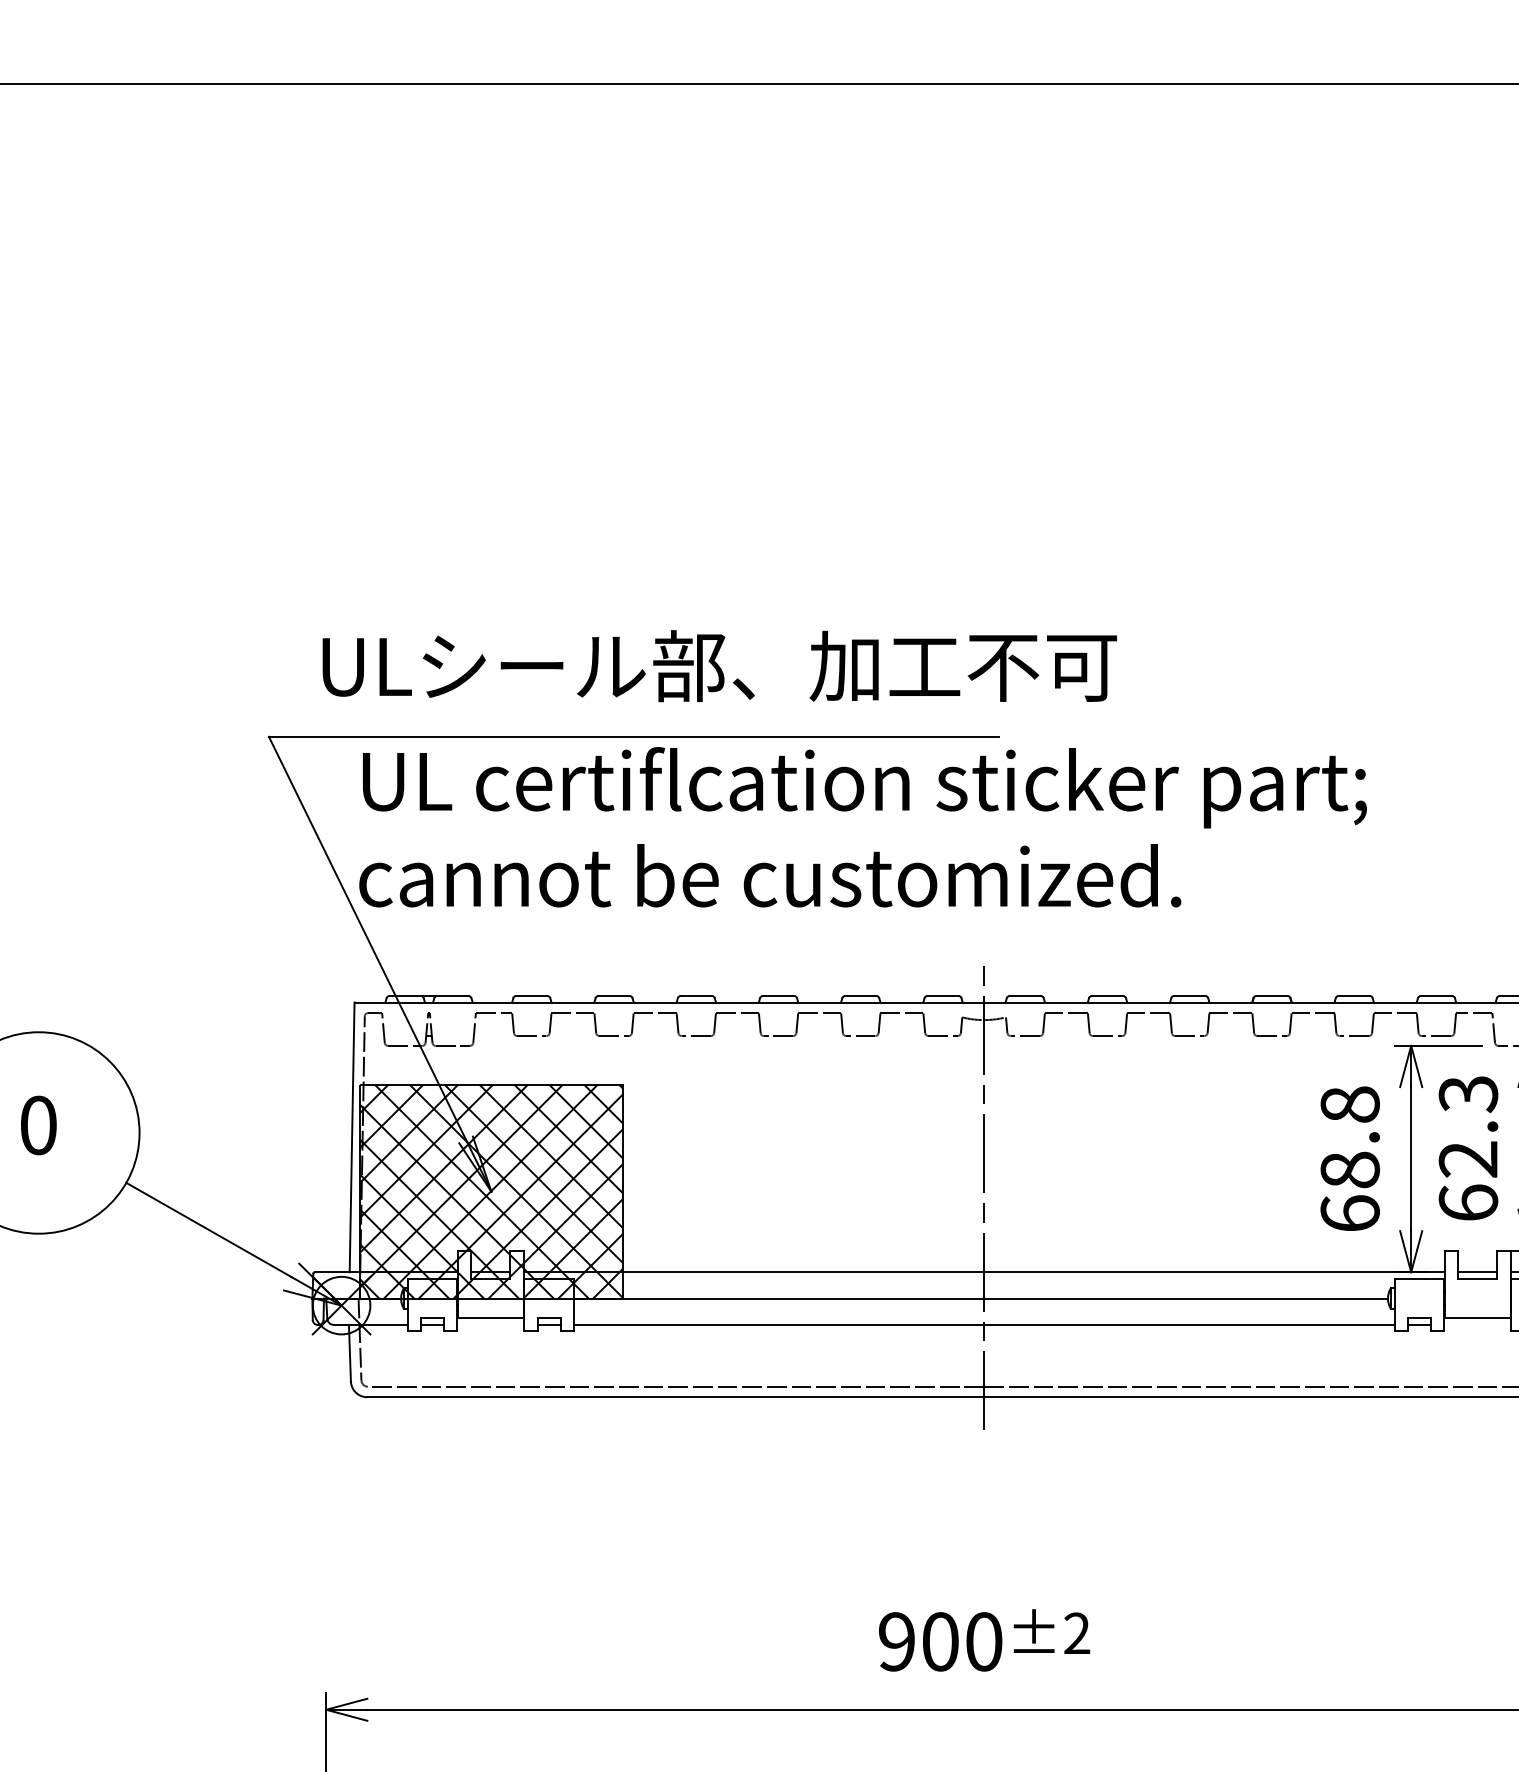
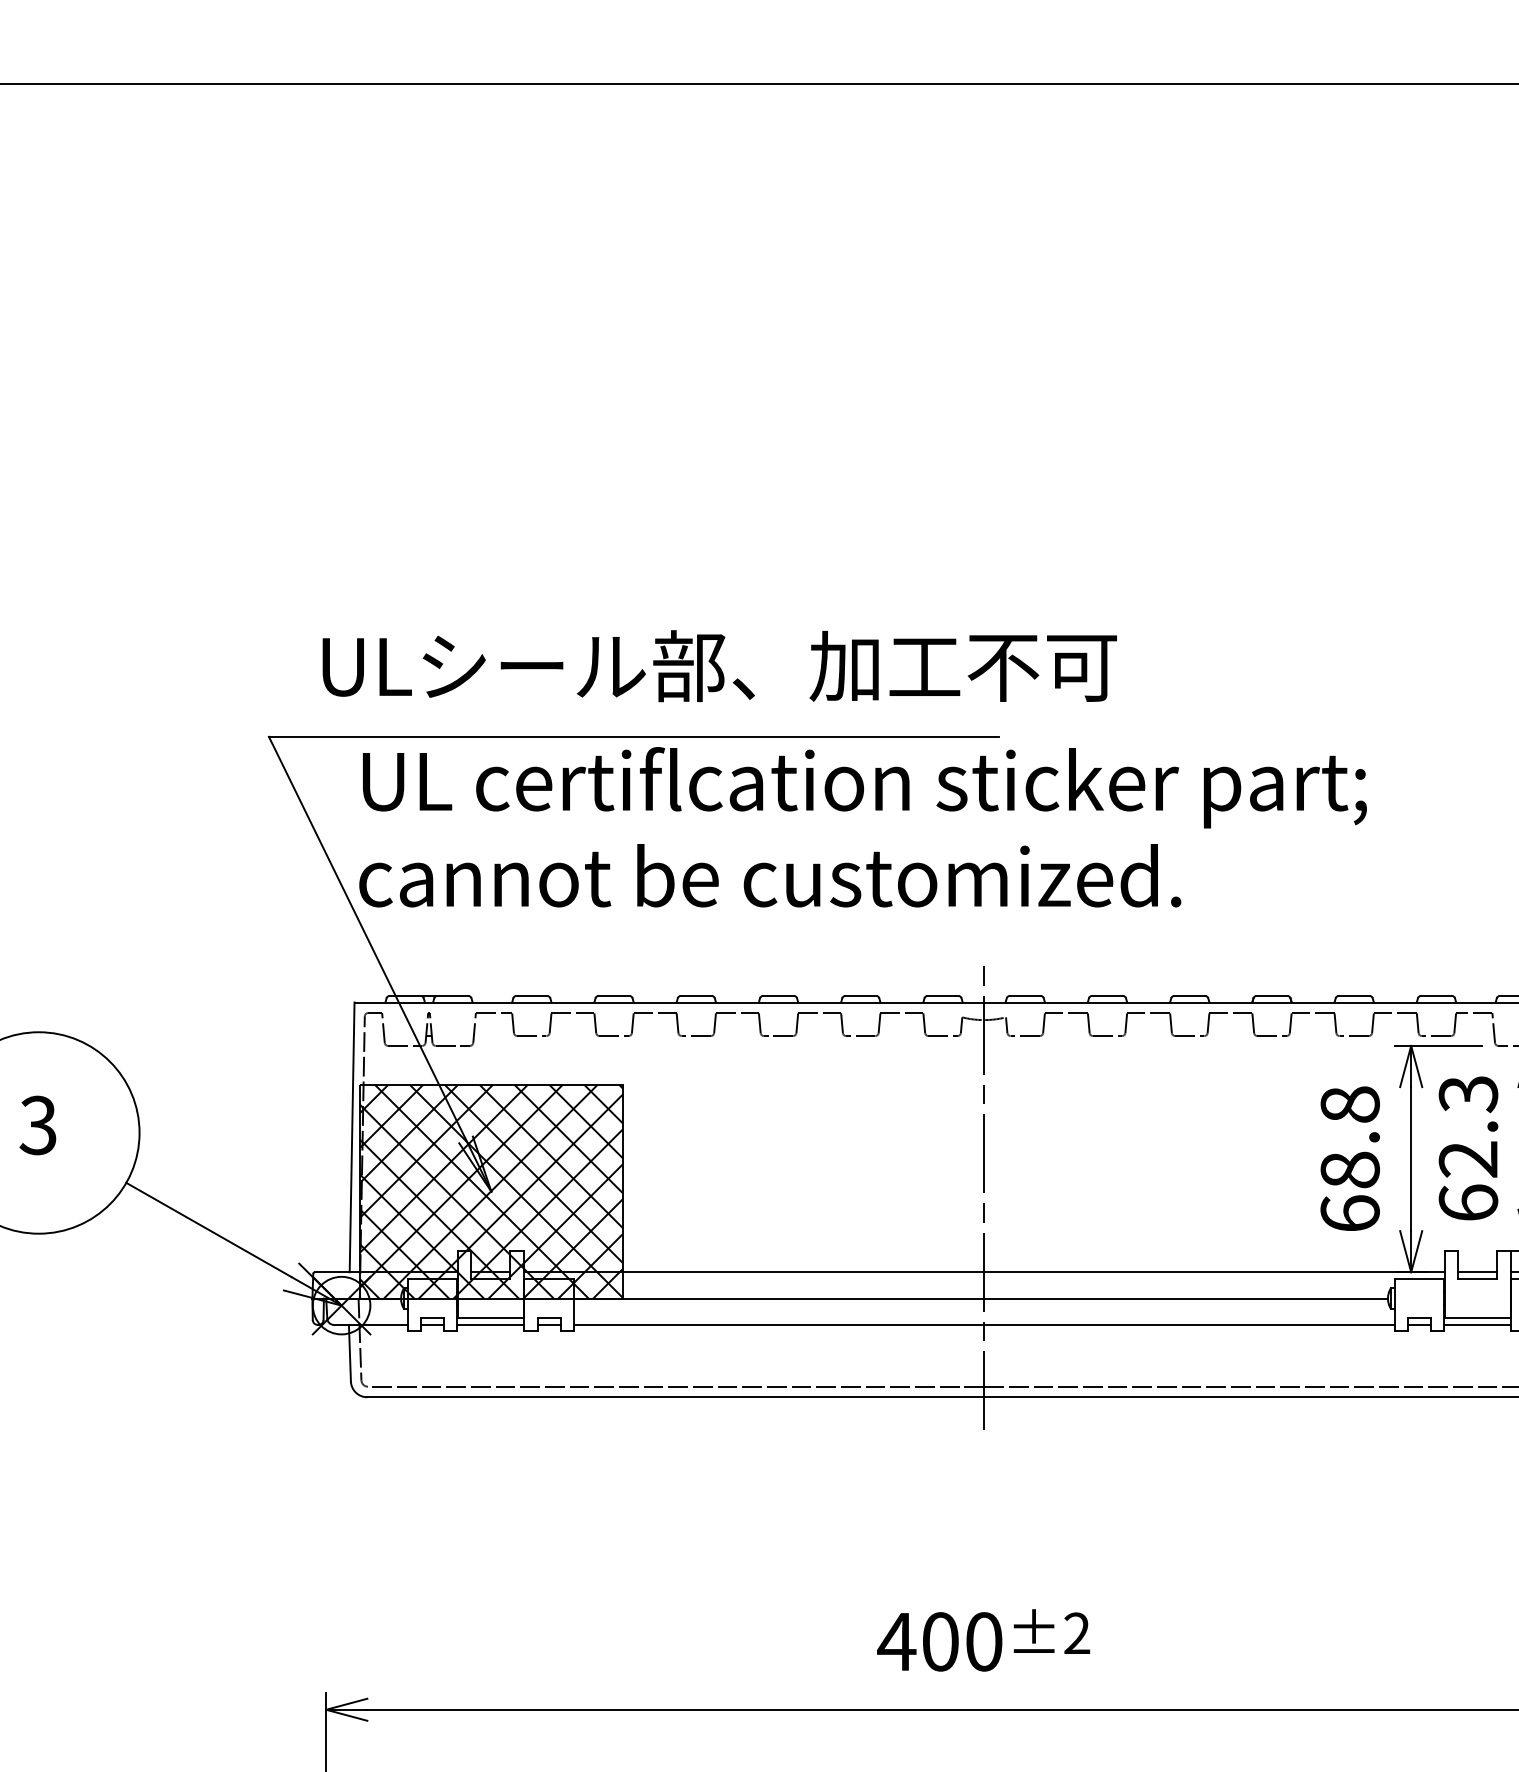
text: 0 -> 3 (37, 1125)
line: none -> present (490, 1324)
line: none -> present (1477, 1324)
text: 900 -> 400 (896, 1641)
